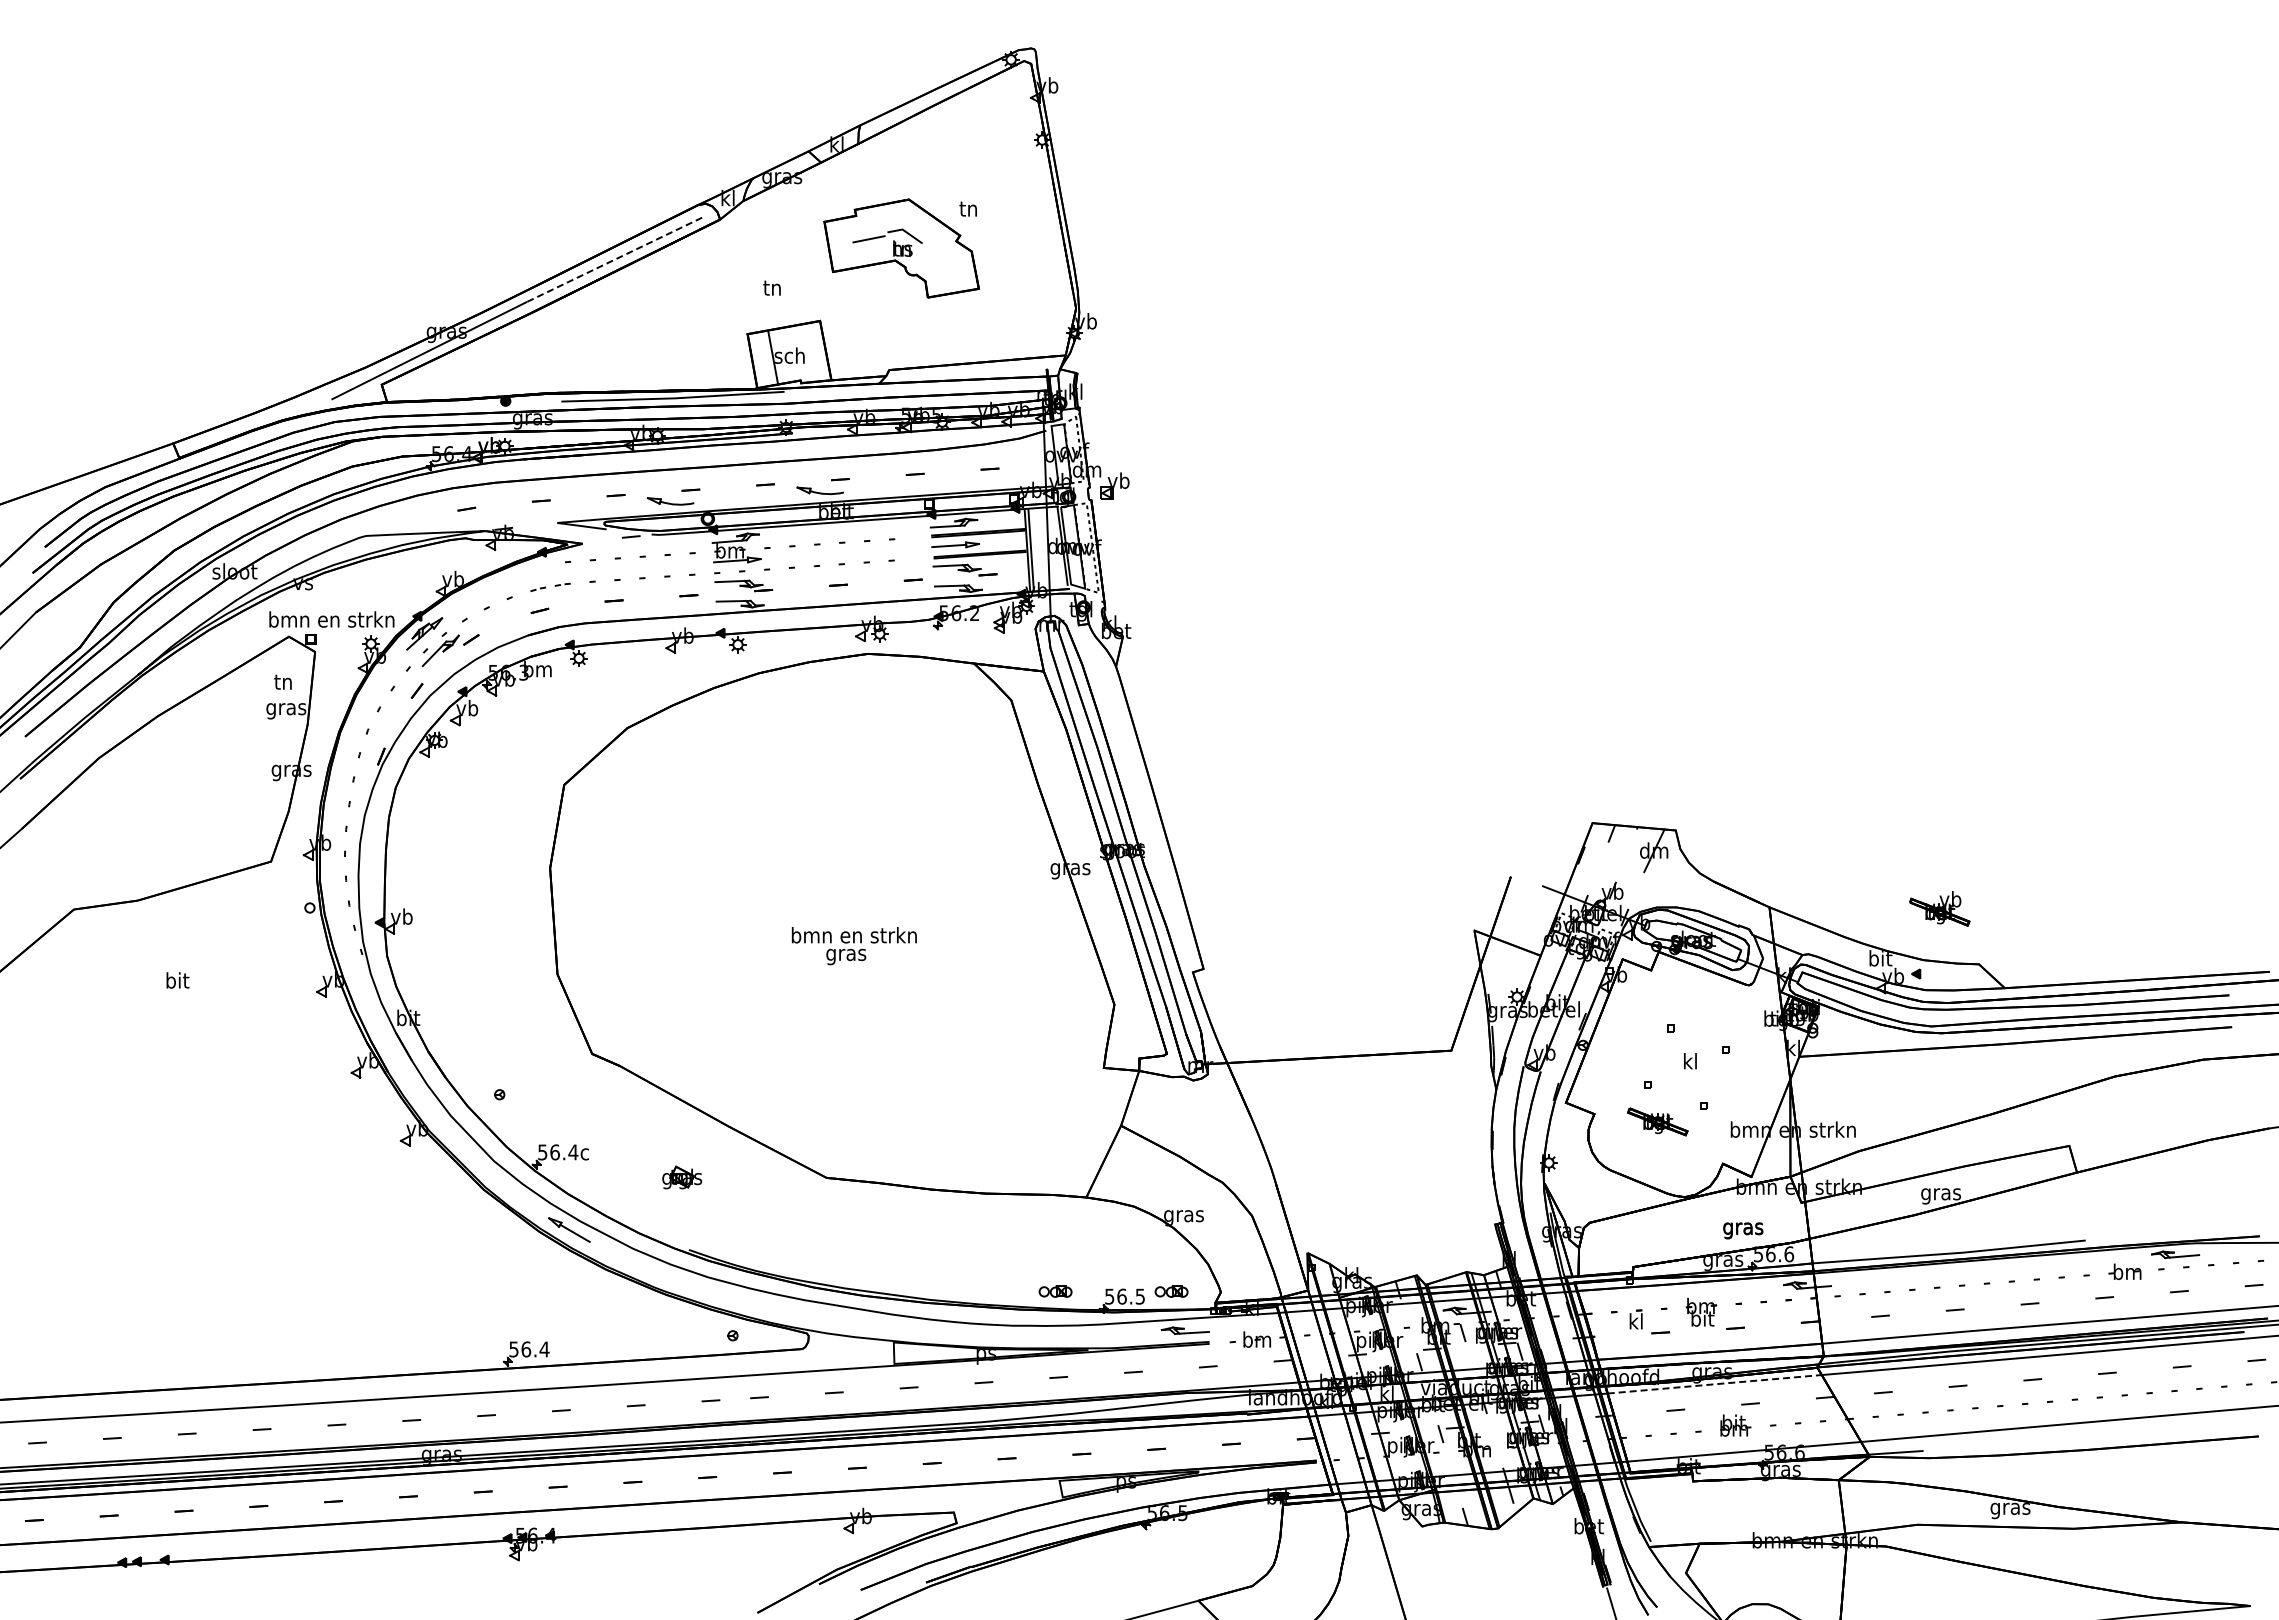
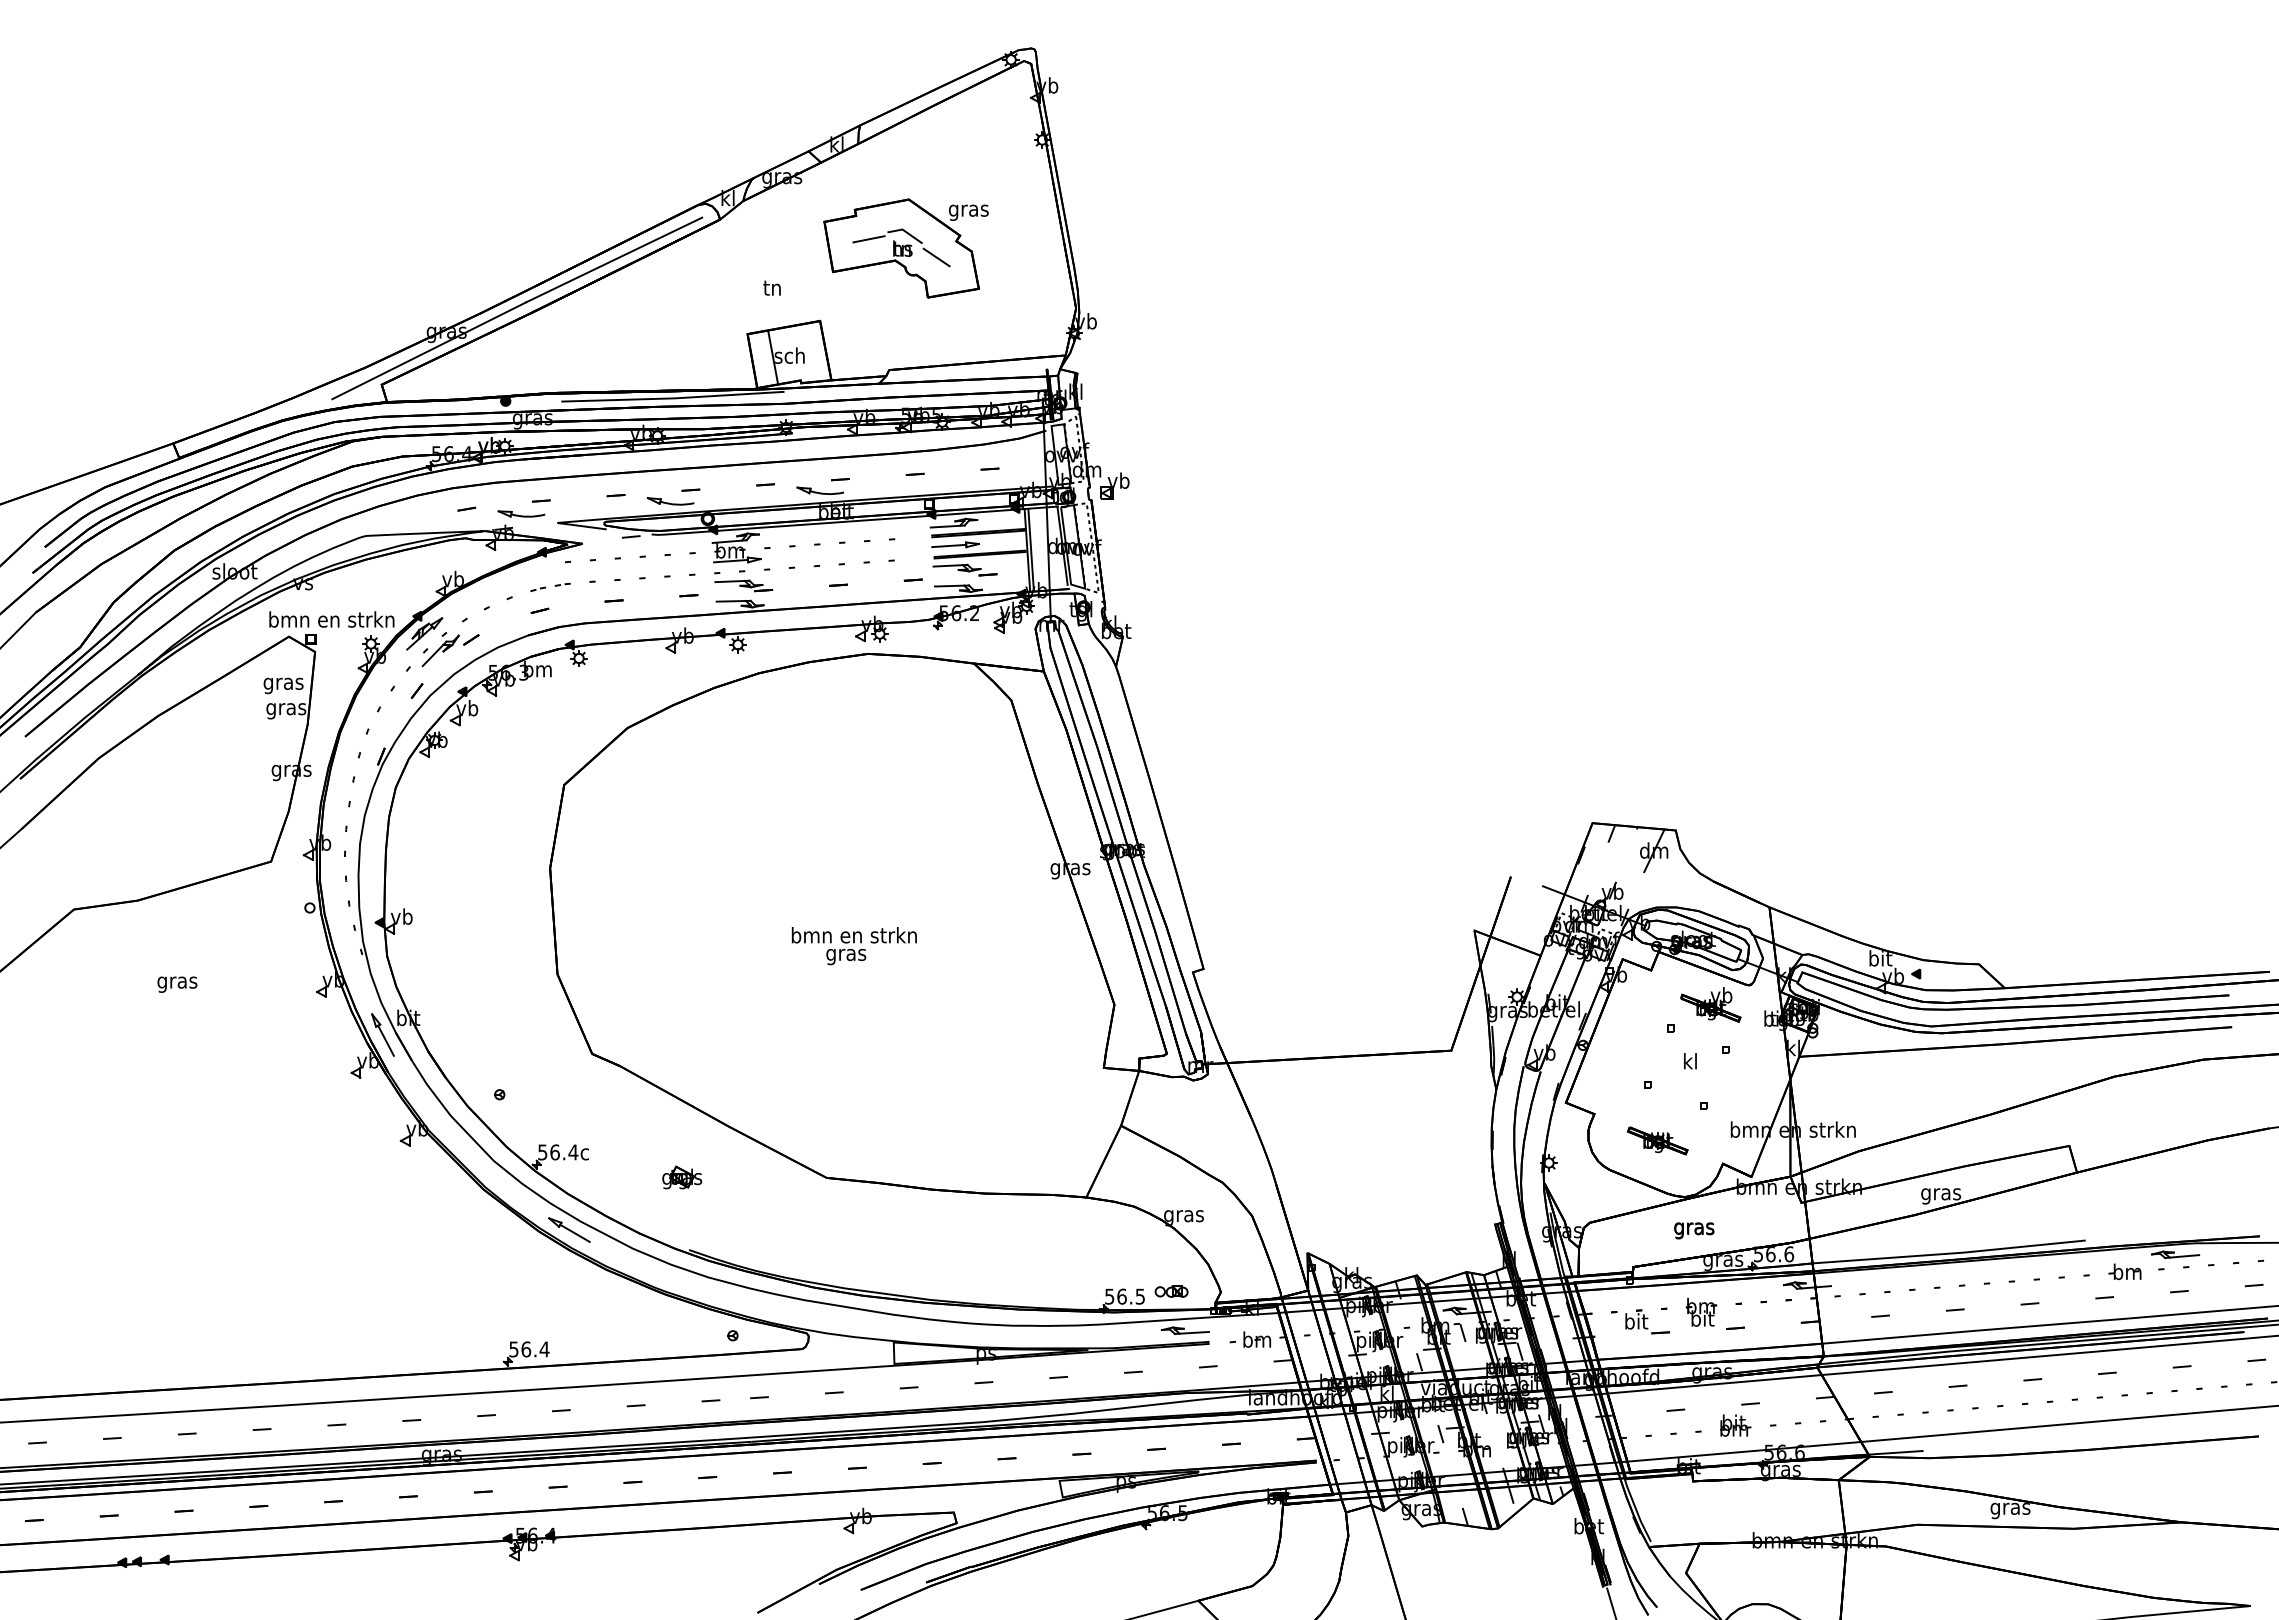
text: tn -> gras (968, 210)
line: none -> present (936, 257)
line: dashed -> solid (614, 260)
part: none -> present (521, 513)
text: tn -> gras (283, 684)
part position: (1939, 908) -> (1710, 1004) (1710, 1004)
text: bit -> gras (177, 982)
part: none -> present (382, 1034)
part position: (1657, 1121) -> (1657, 1140) (1657, 1140)
text position: (1743, 1230) -> (1694, 1230) (1694, 1230)
part: present -> none (1055, 1291)
text: kl -> bit (1636, 1321)
line: dashed -> solid (1715, 1384)
